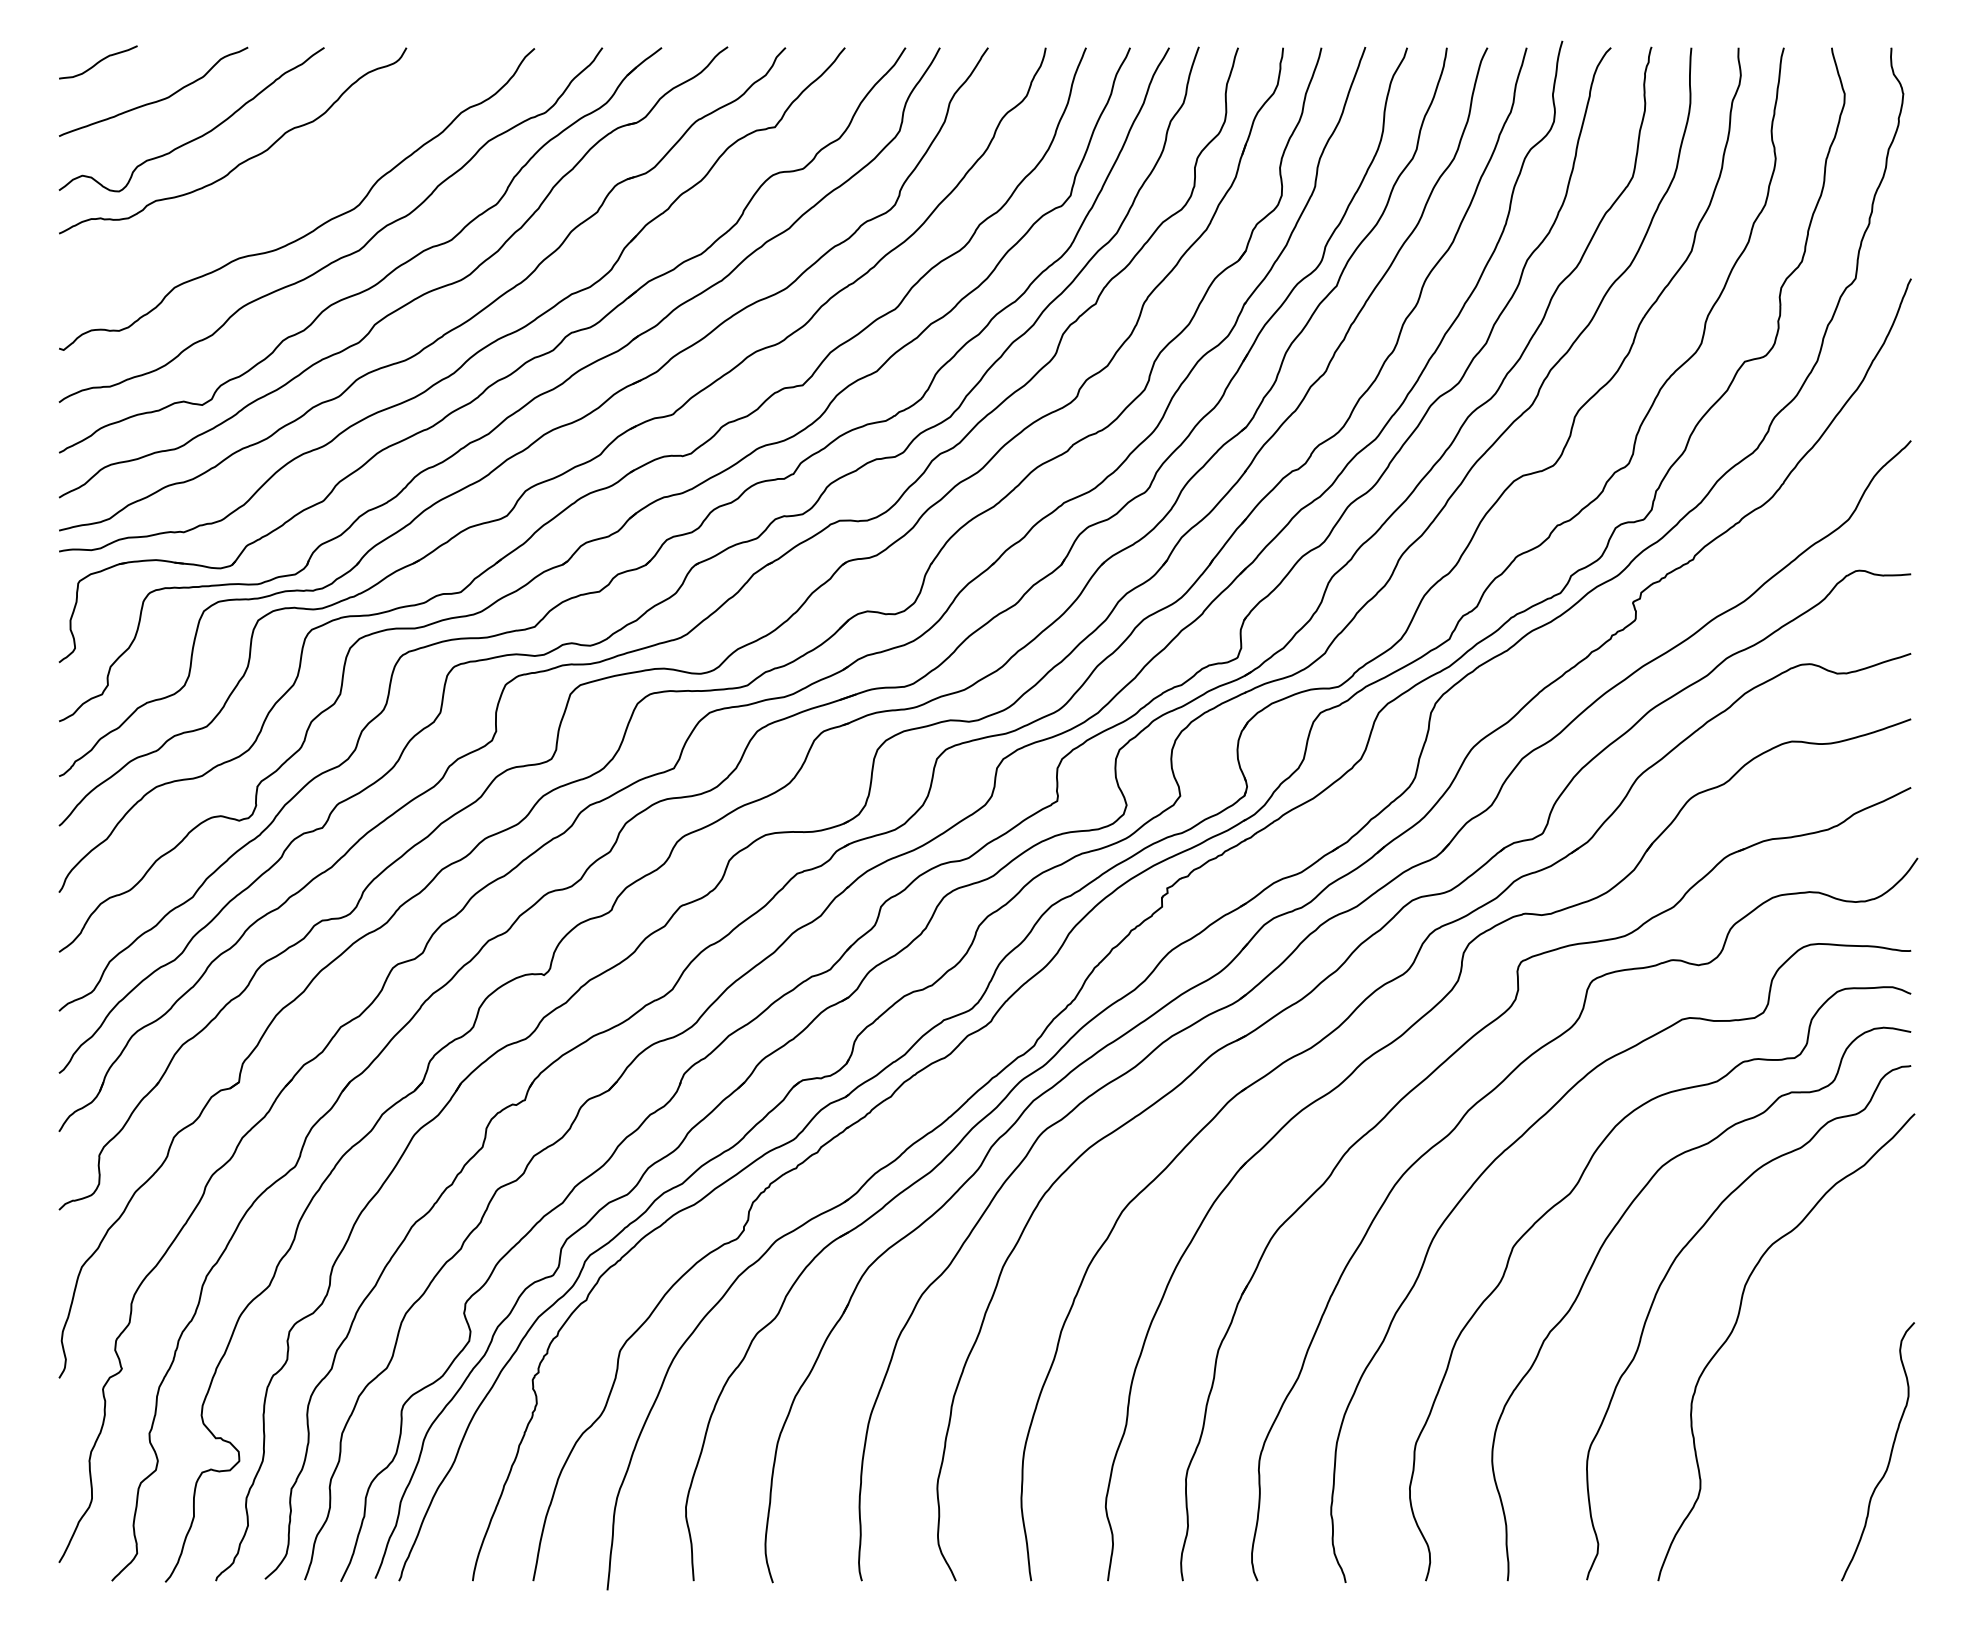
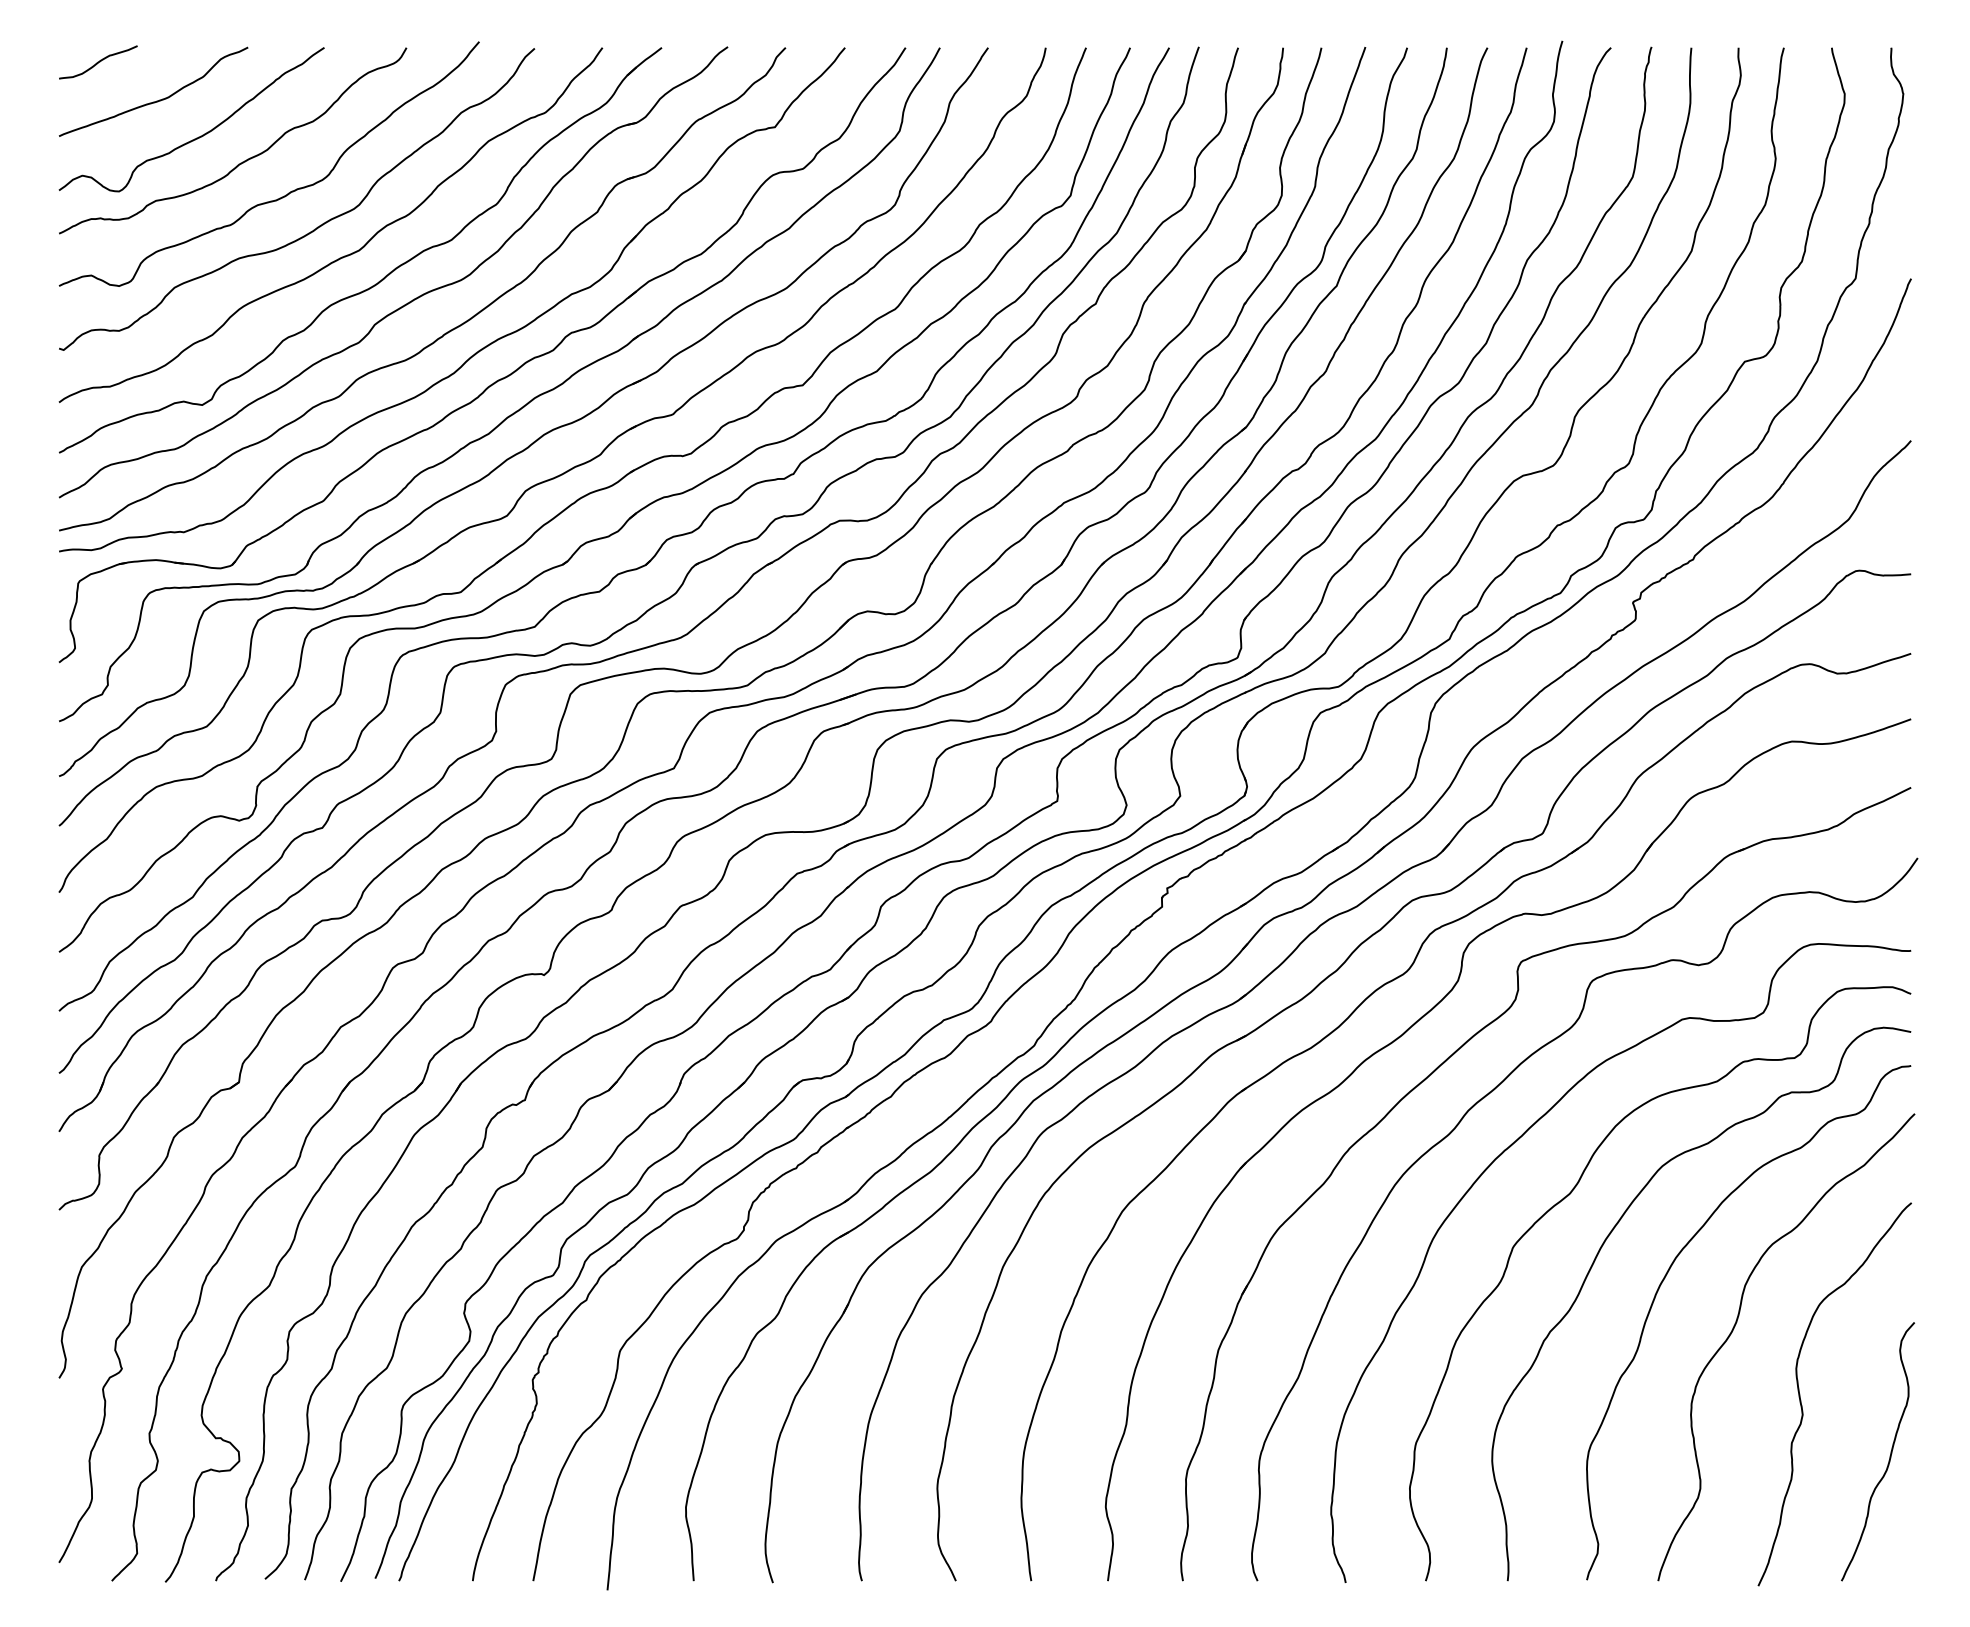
curve: none -> present (288, 192)
curve: none -> present (1801, 1400)
